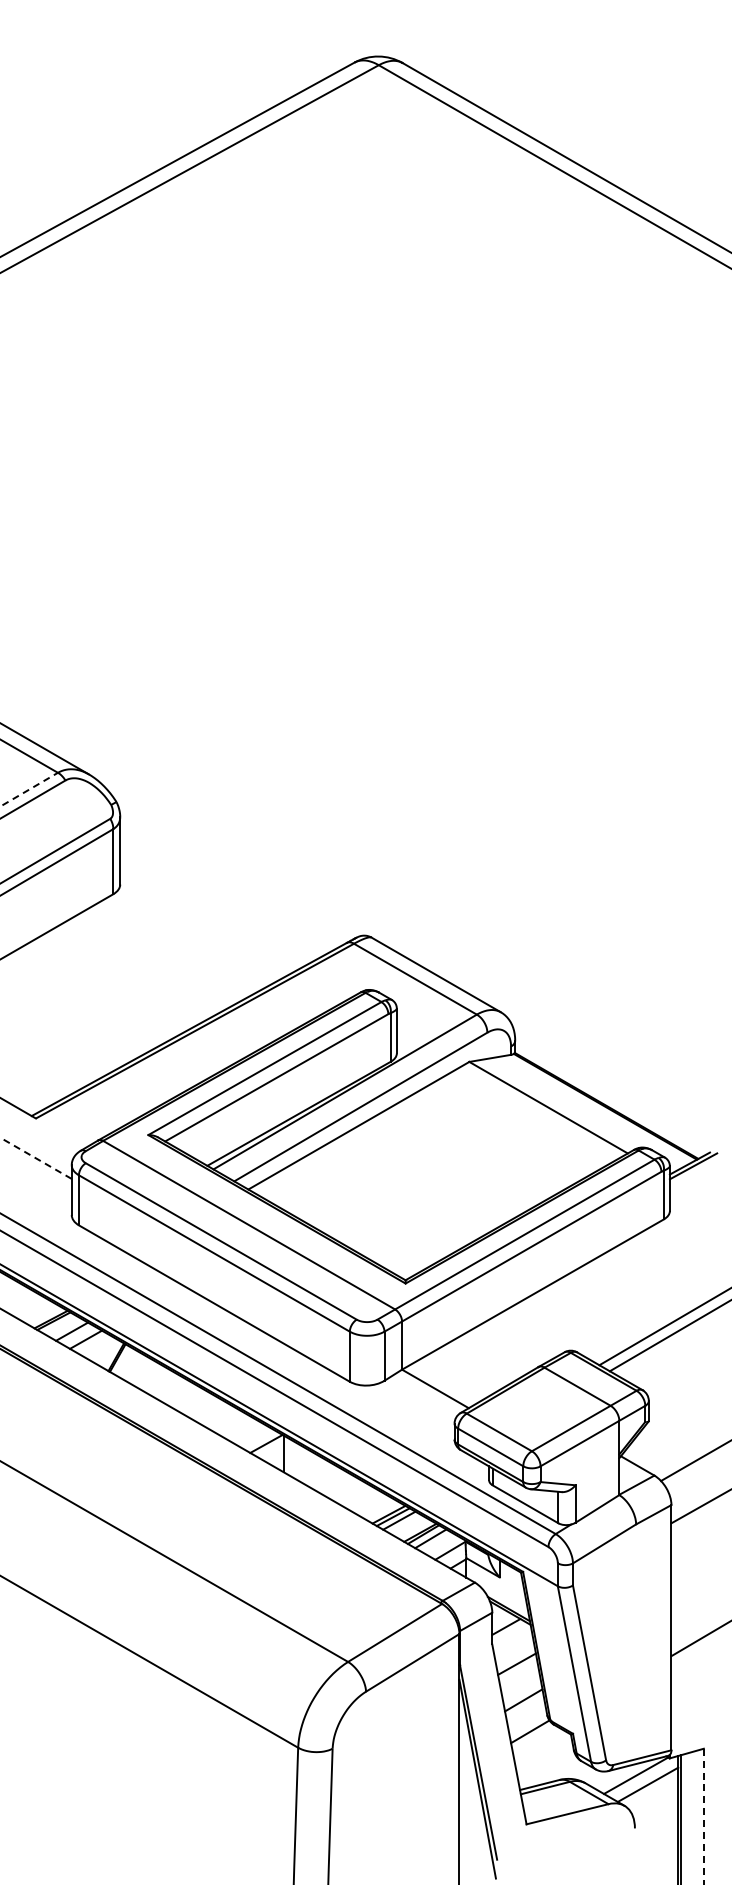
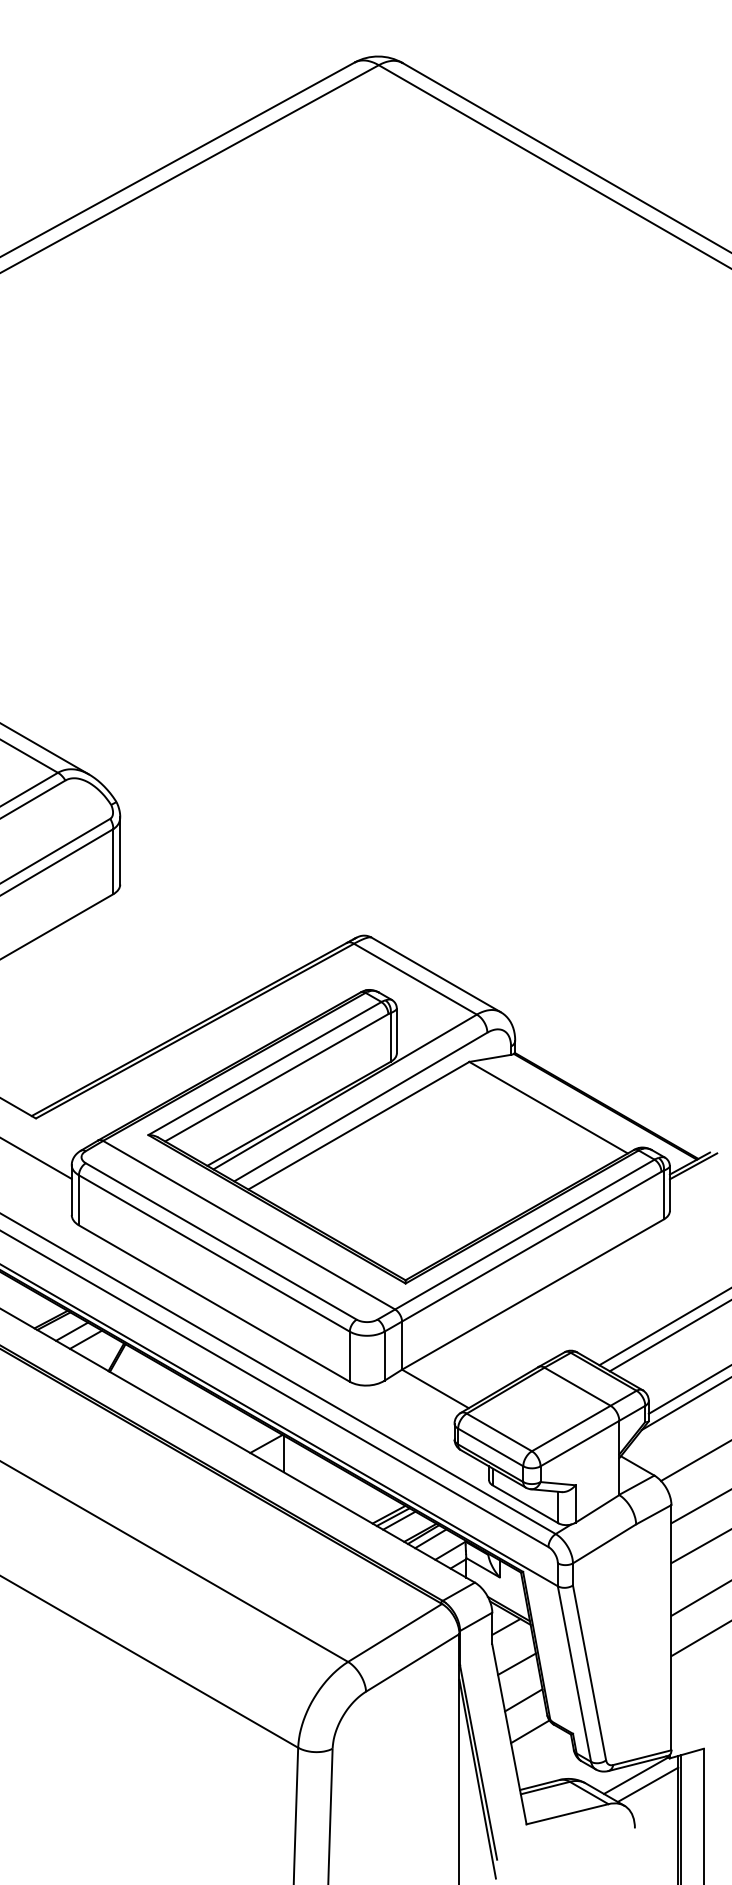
line: dashed -> solid (29, 789)
line: dashed -> solid (36, 1158)
line: none -> present (688, 1390)
line: none -> present (684, 1404)
line: none -> present (699, 1546)
line: none -> present (699, 1598)
line: dashed -> solid (703, 1816)
